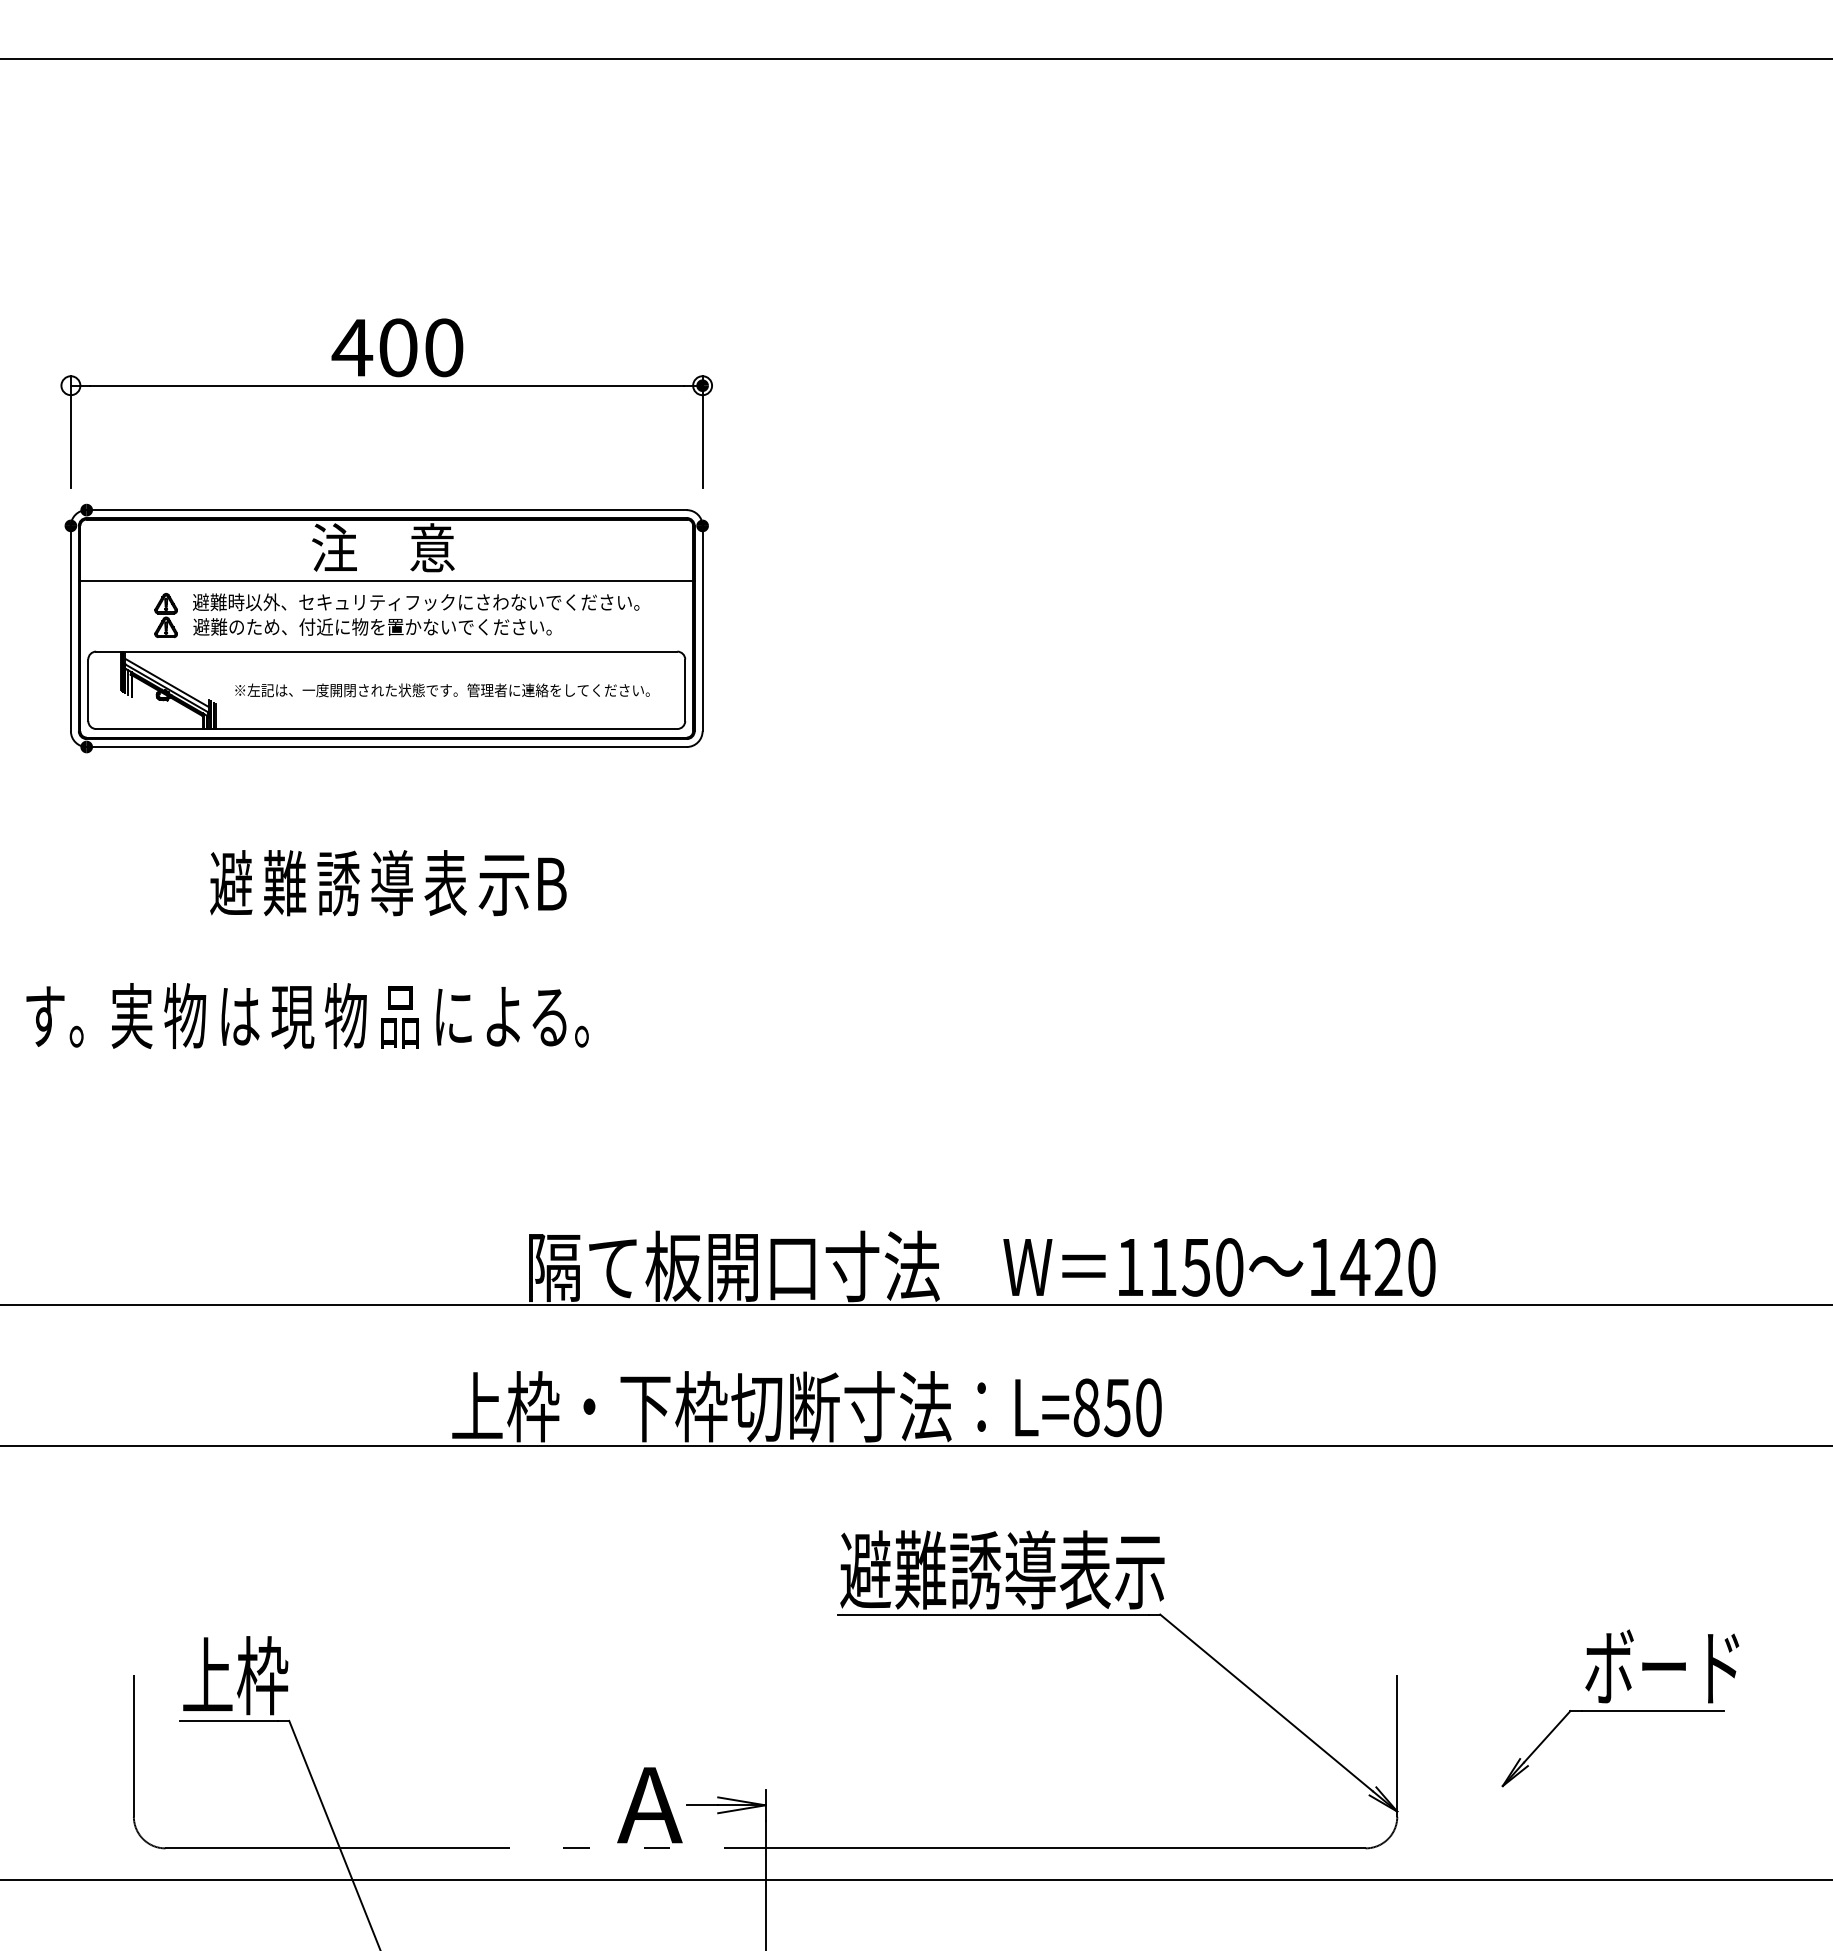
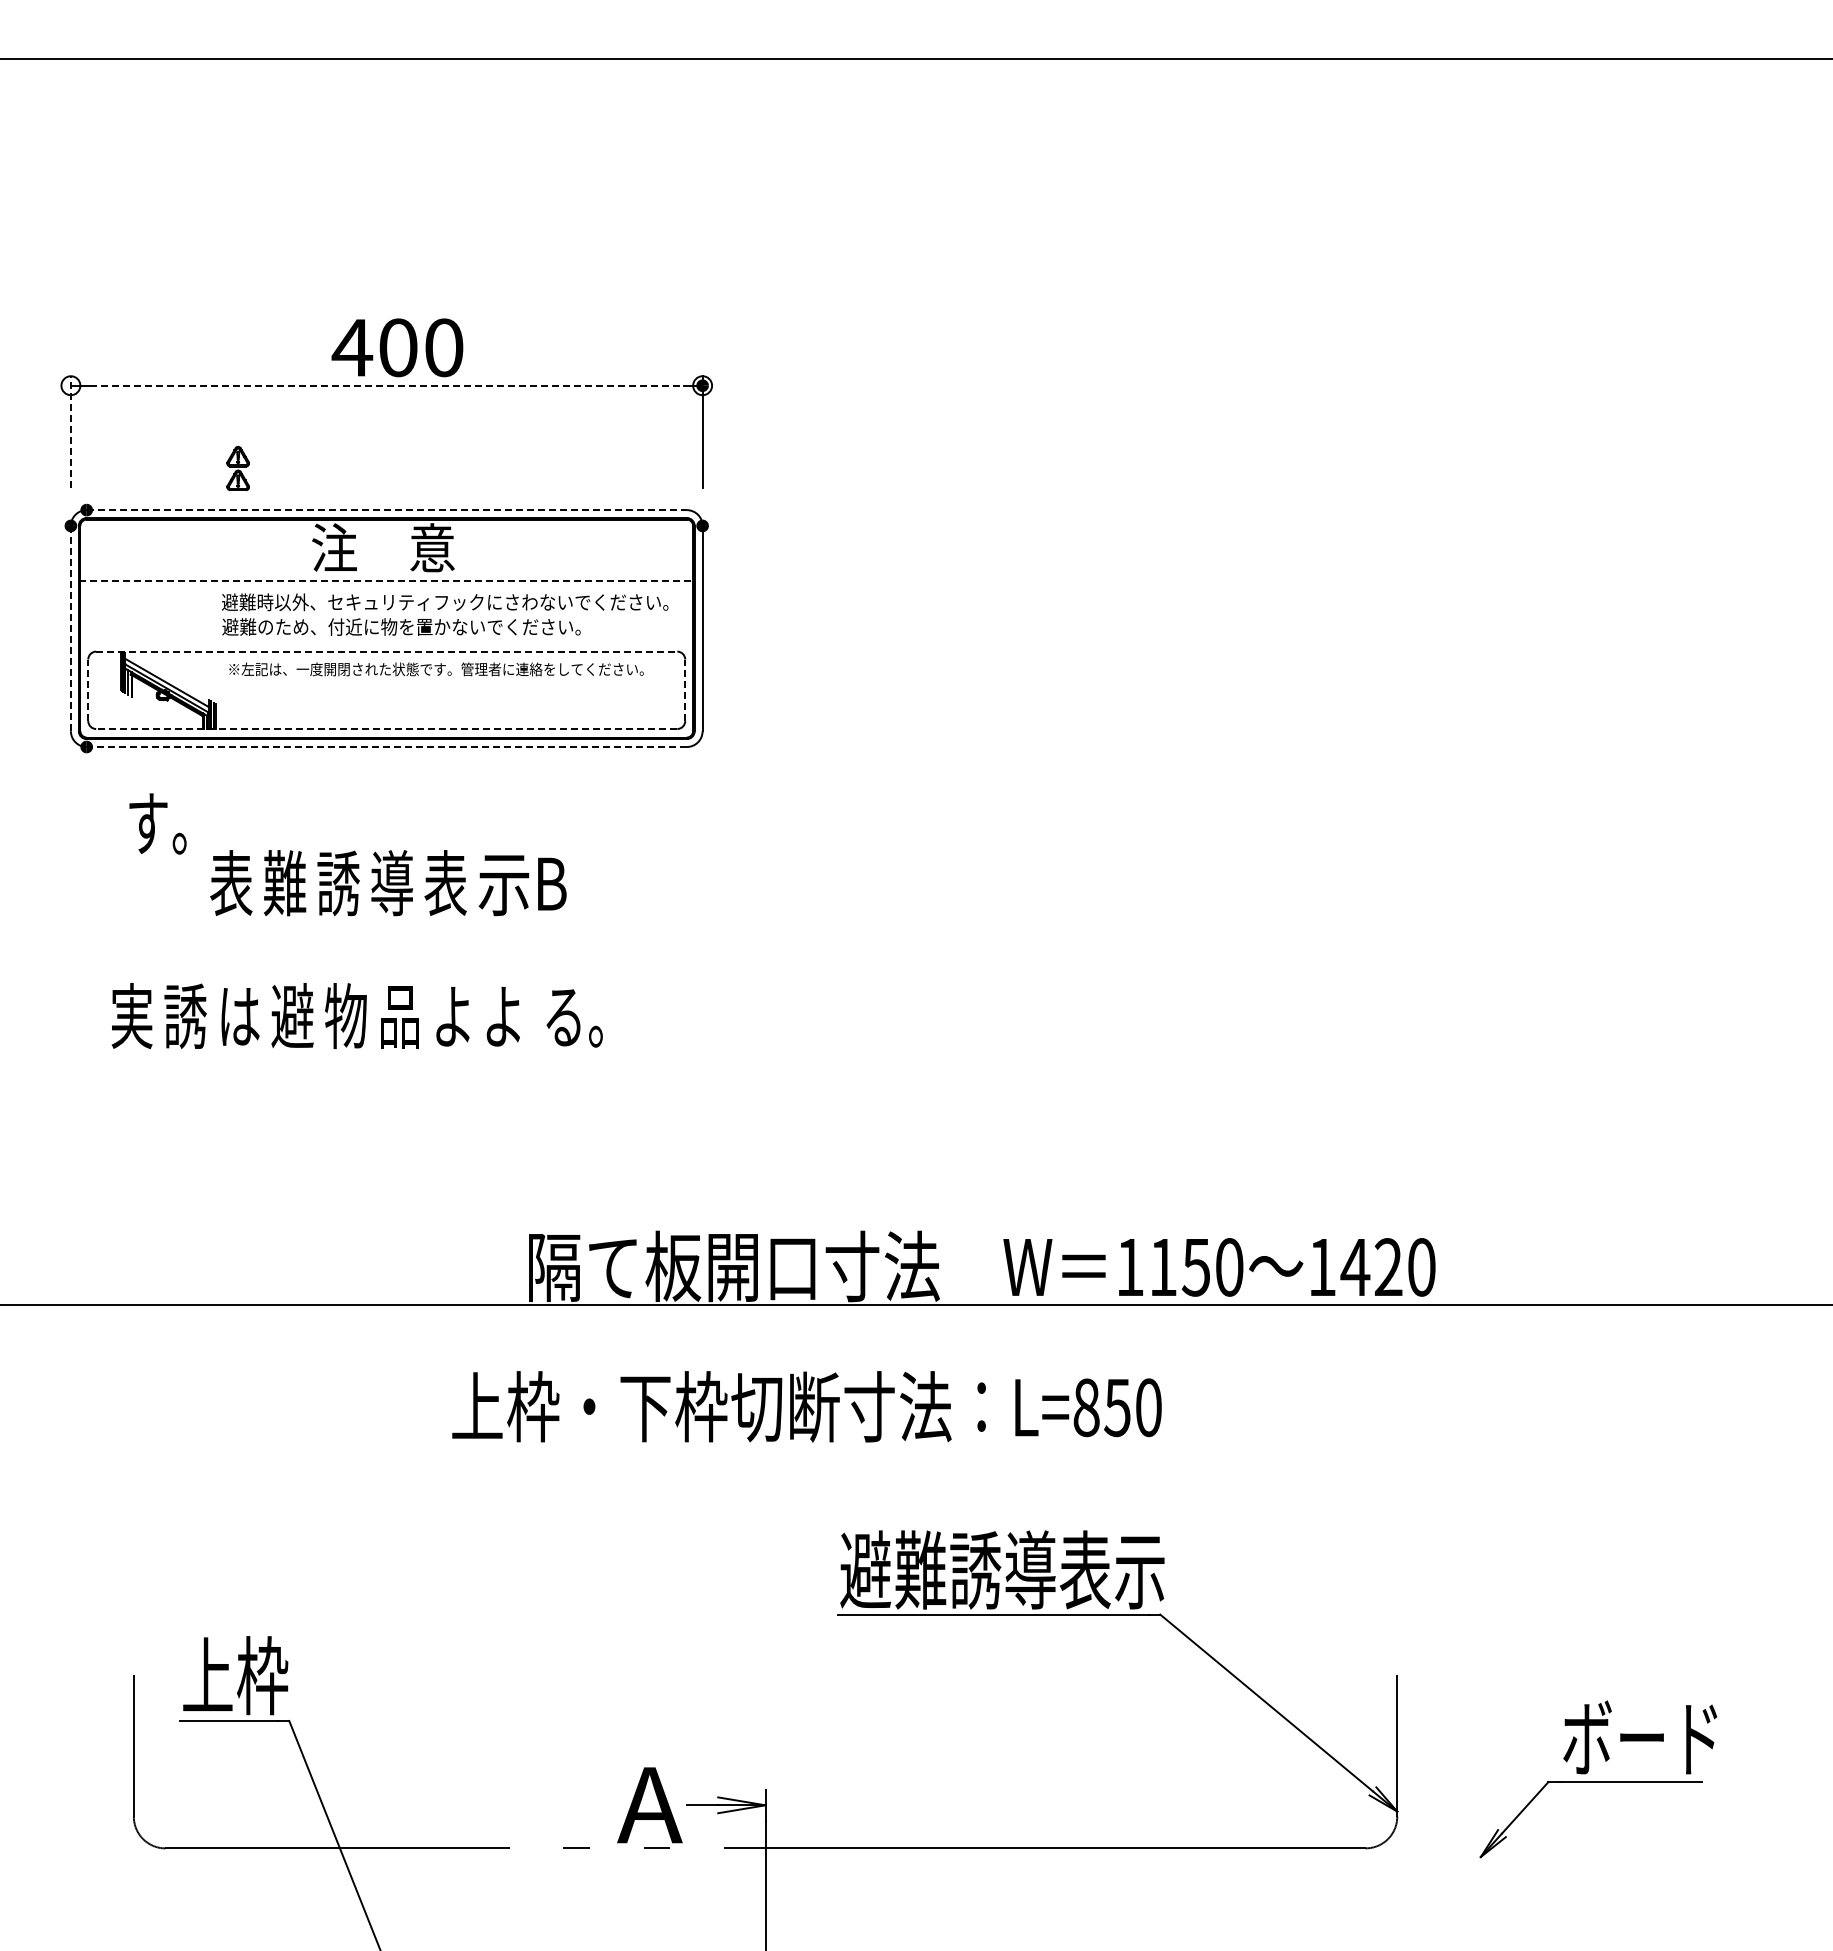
line: solid -> dashed (386, 385)
line: solid -> dashed (70, 432)
line: solid -> dashed (387, 510)
line: solid -> dashed (386, 581)
text position: (416, 614) -> (445, 614) (445, 614)
part position: (165, 615) -> (237, 468) (237, 468)
line: solid -> dashed (70, 628)
line: solid -> dashed (386, 651)
line: solid -> dashed (88, 690)
text position: (442, 690) -> (436, 669) (436, 669)
line: solid -> dashed (685, 690)
line: solid -> dashed (386, 729)
line: solid -> dashed (386, 747)
text: 避 -> 表 (231, 882)
text position: (54, 1016) -> (157, 823) (157, 823)
text: 物 -> 誘 (185, 1016)
text: 現 -> 避 (292, 1016)
text: に -> よ (453, 1016)
text position: (560, 1018) -> (574, 1018) (574, 1018)
line: present -> none (915, 1445)
part position: (1620, 1708) -> (1598, 1779) (1598, 1779)
line: present -> none (915, 1879)
